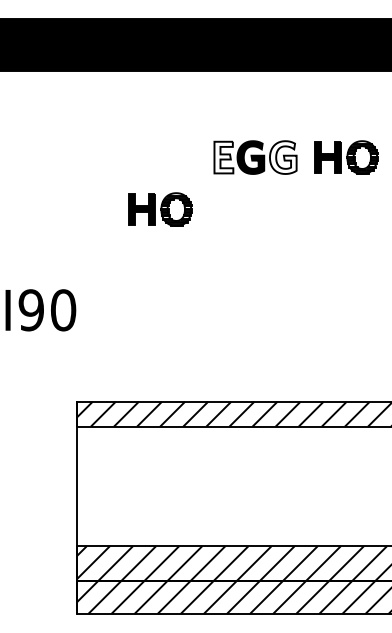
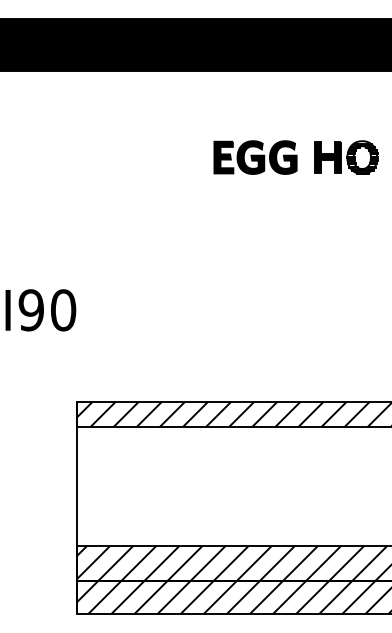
fill: none -> present (223, 157)
fill: none -> present (282, 157)
part: present -> none (160, 209)
